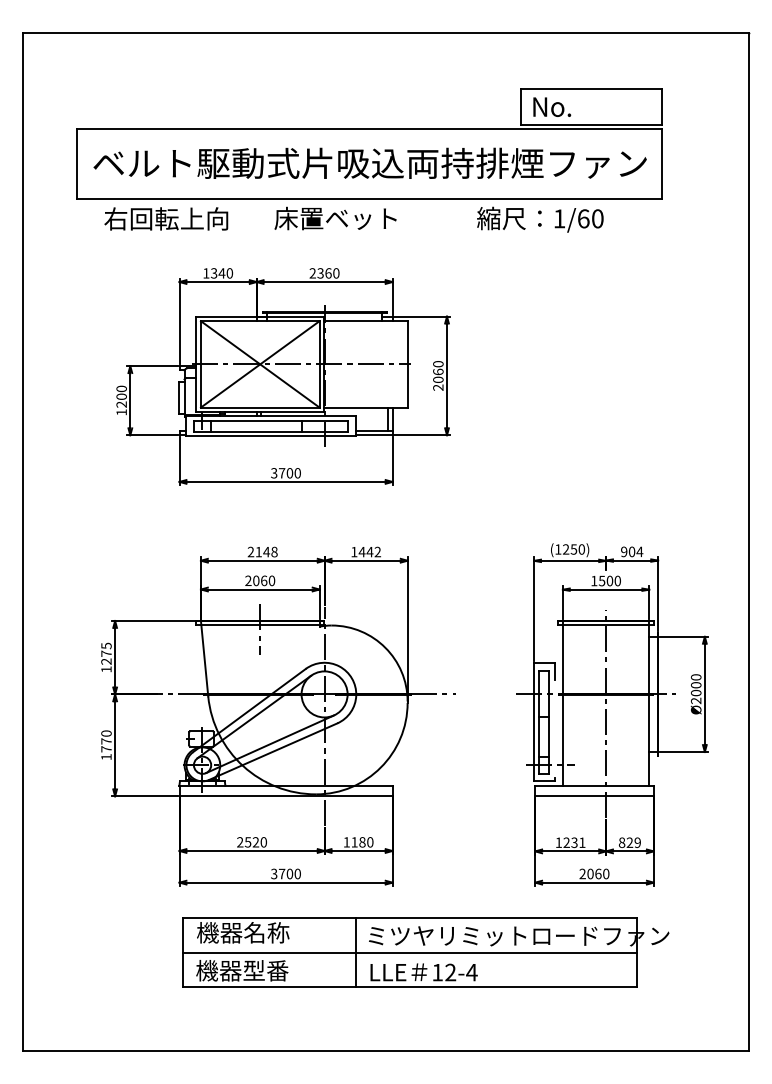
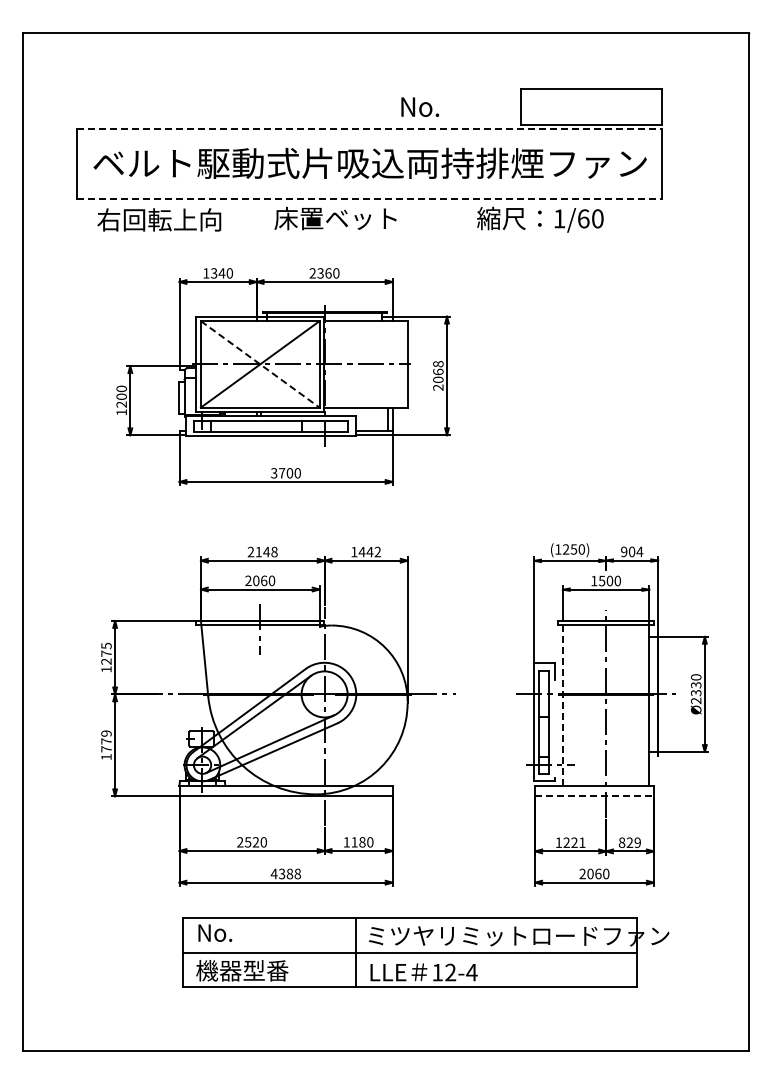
text position: (552, 106) -> (420, 106) (420, 106)
line: solid -> dashed (369, 129)
line: solid -> dashed (369, 198)
text position: (166, 218) -> (159, 219) (159, 219)
line: solid -> dashed (260, 364)
text: 2060 -> 2068 (438, 364)
text: Ø2000 -> Ø2330 (696, 689)
line: solid -> dashed (562, 703)
text: 1770 -> 1779 (106, 733)
line: solid -> dashed (595, 796)
text: 1231 -> 1221 (574, 843)
text: 3700 -> 4388 (285, 873)
text: 機器名称 -> No. (243, 932)
